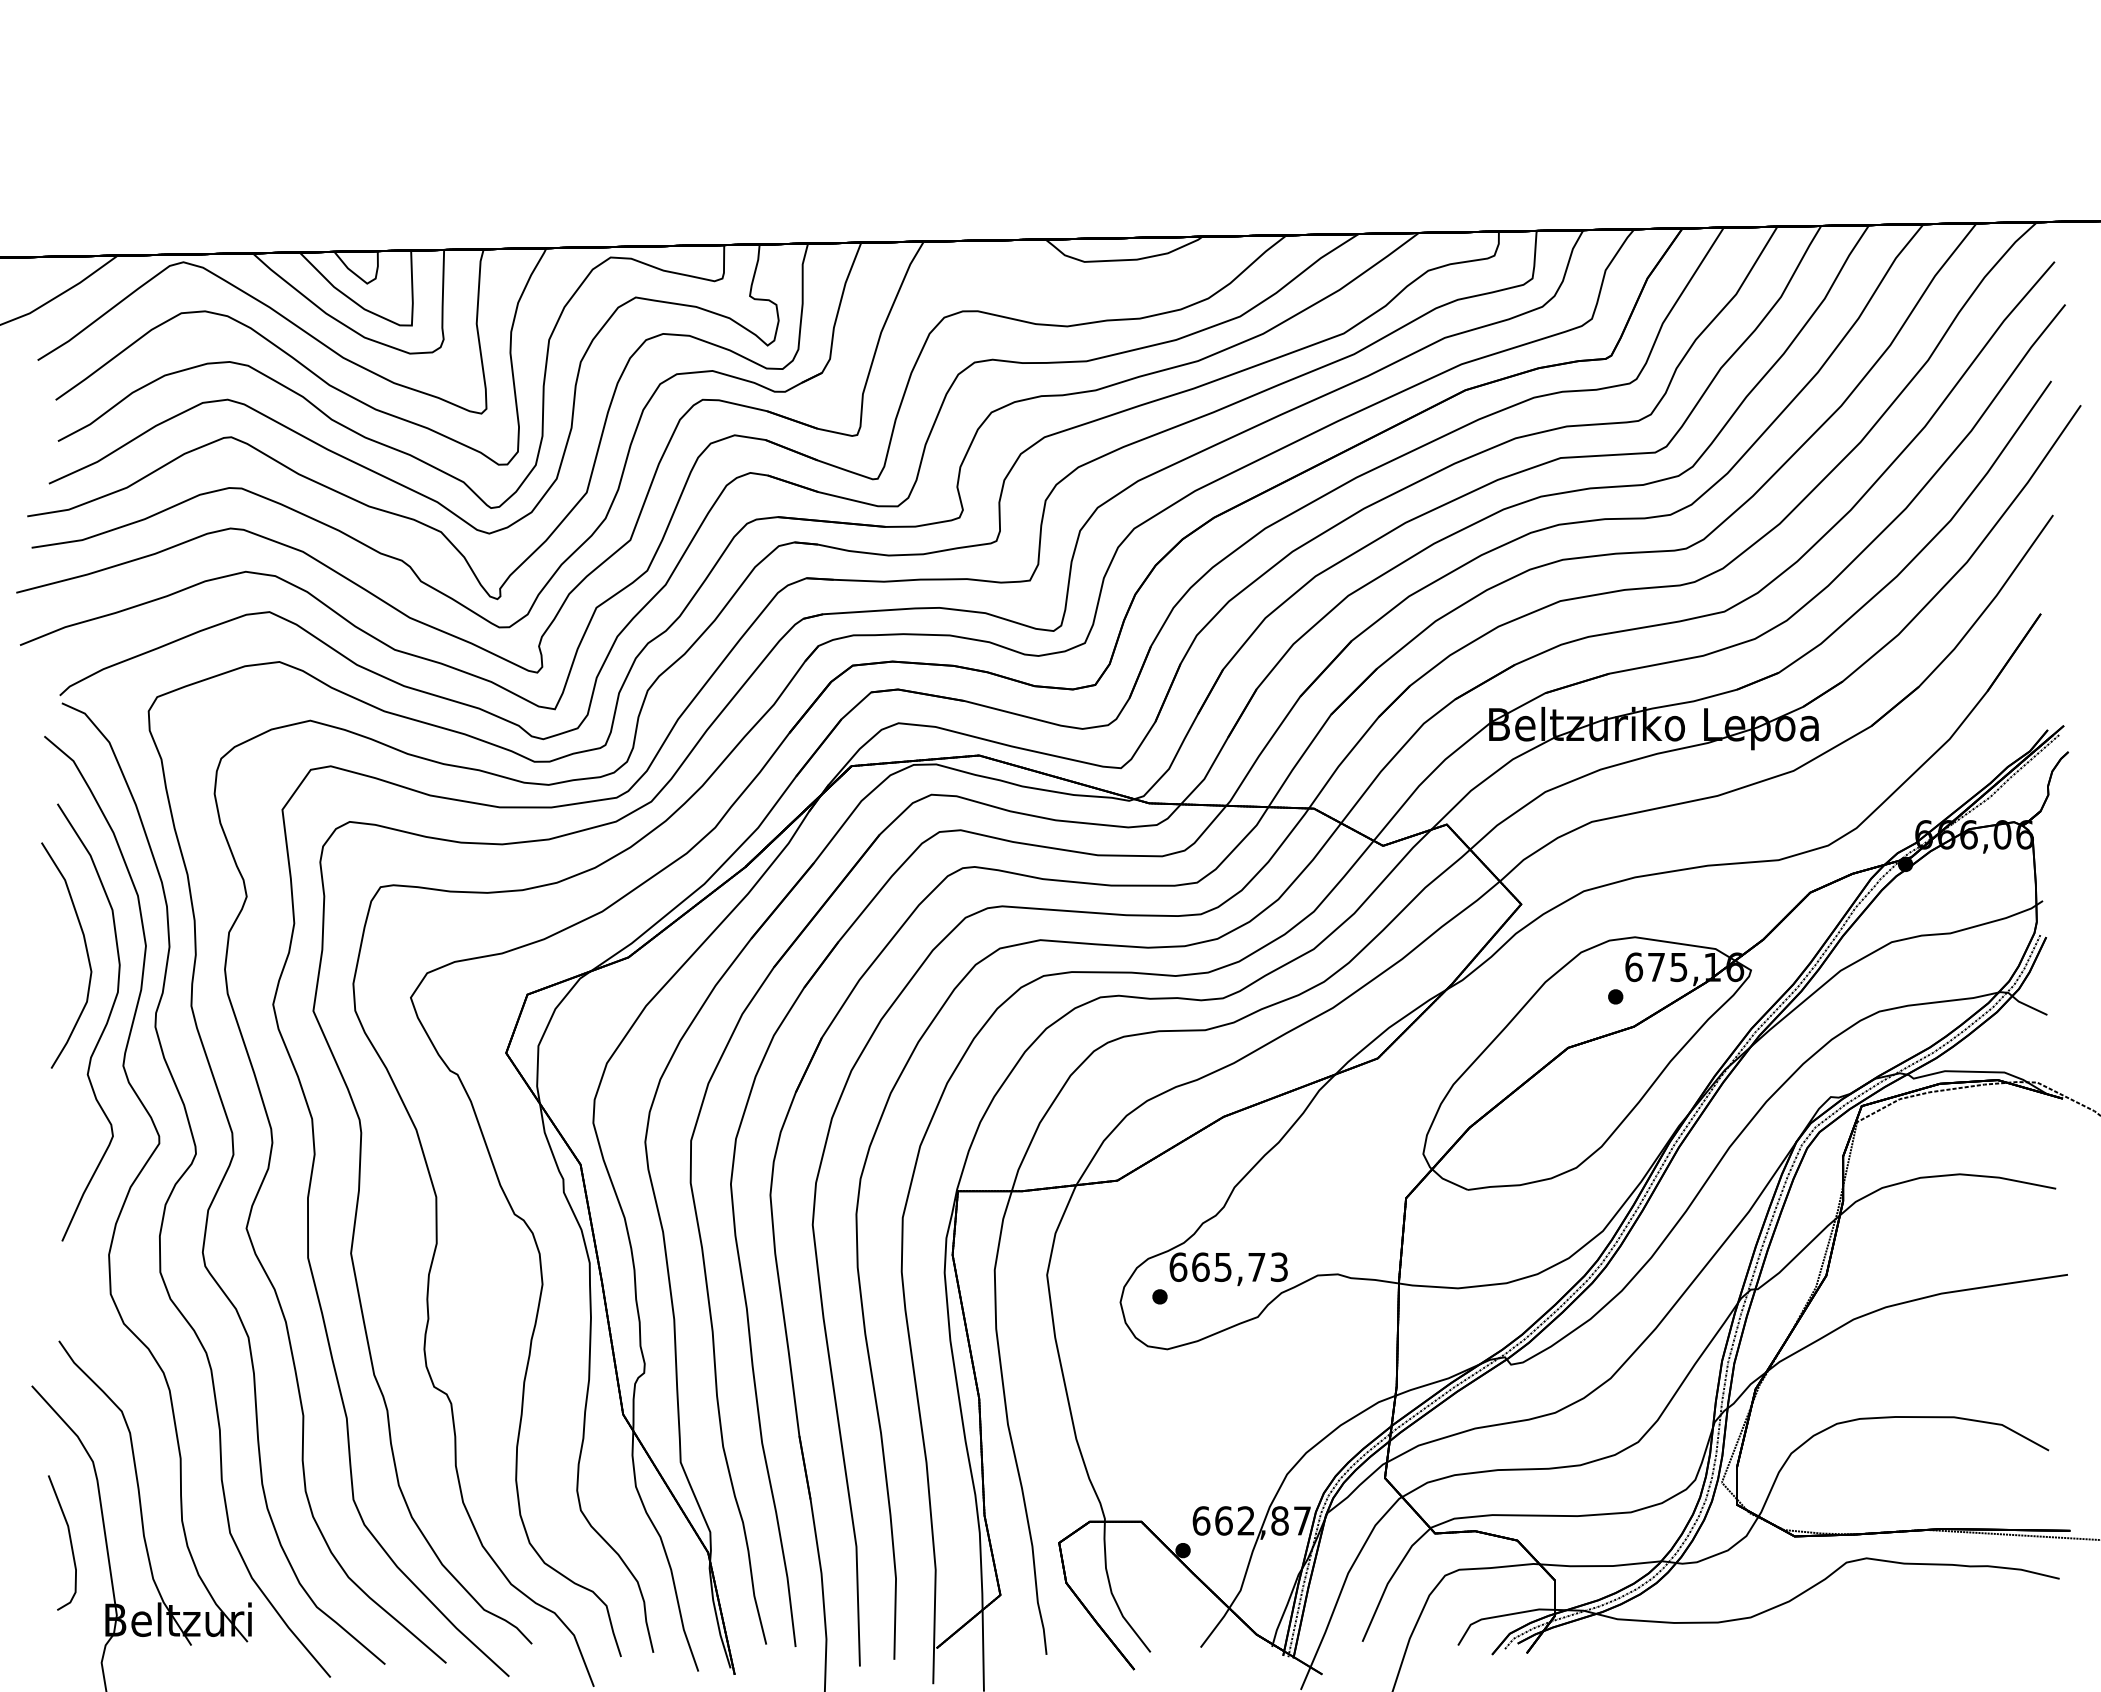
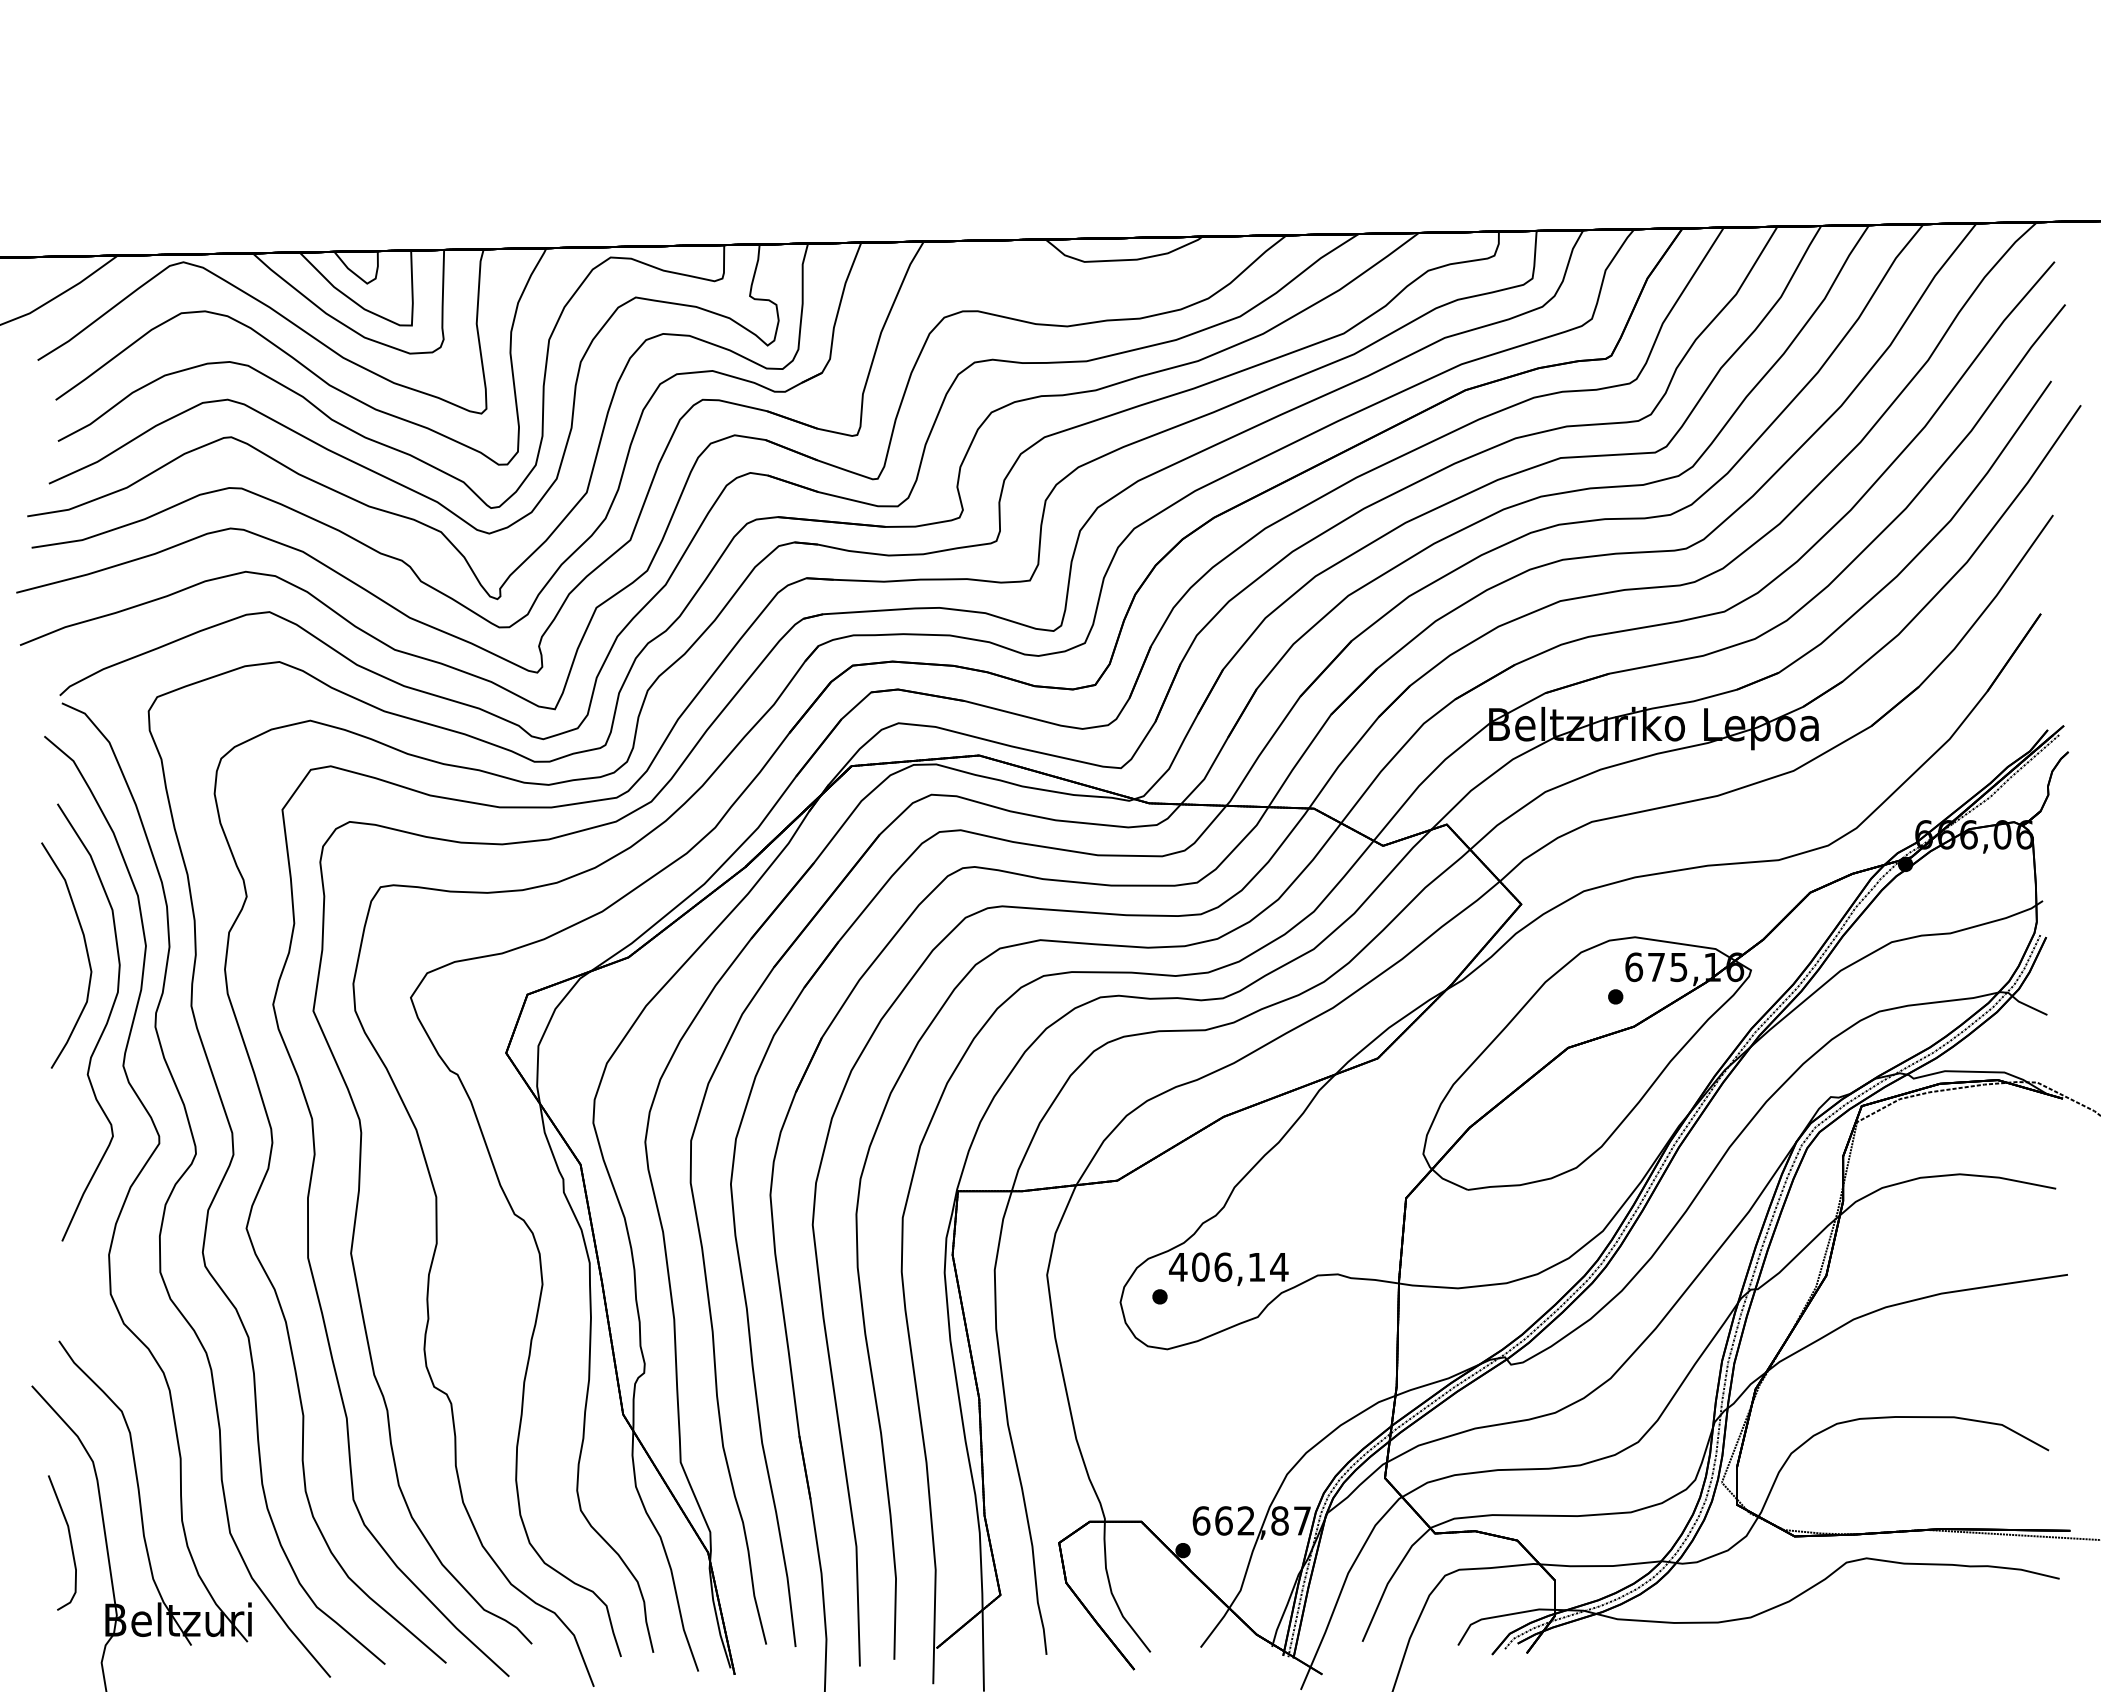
text: 665,73 -> 406,14 (1228, 1267)
